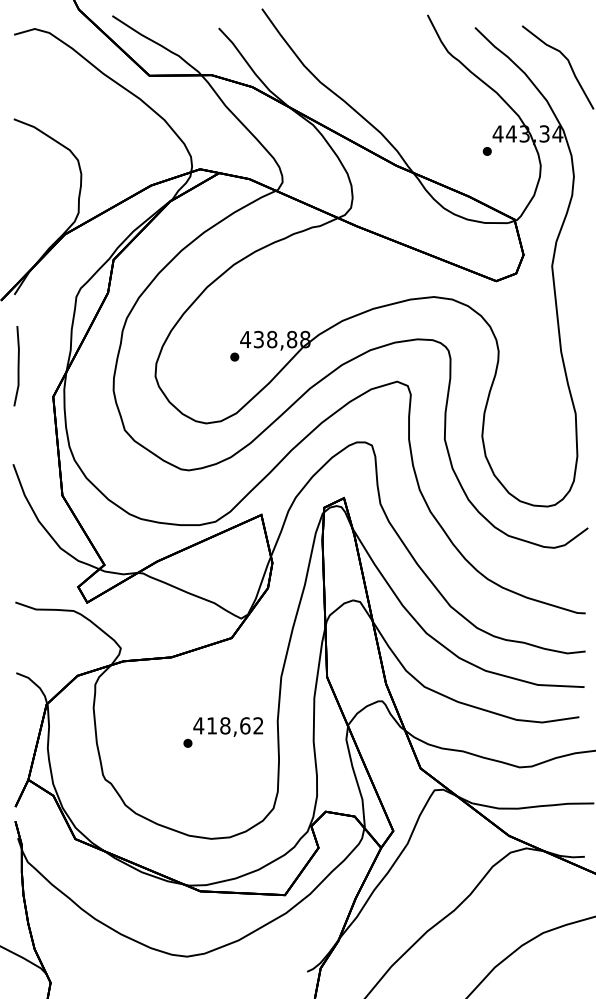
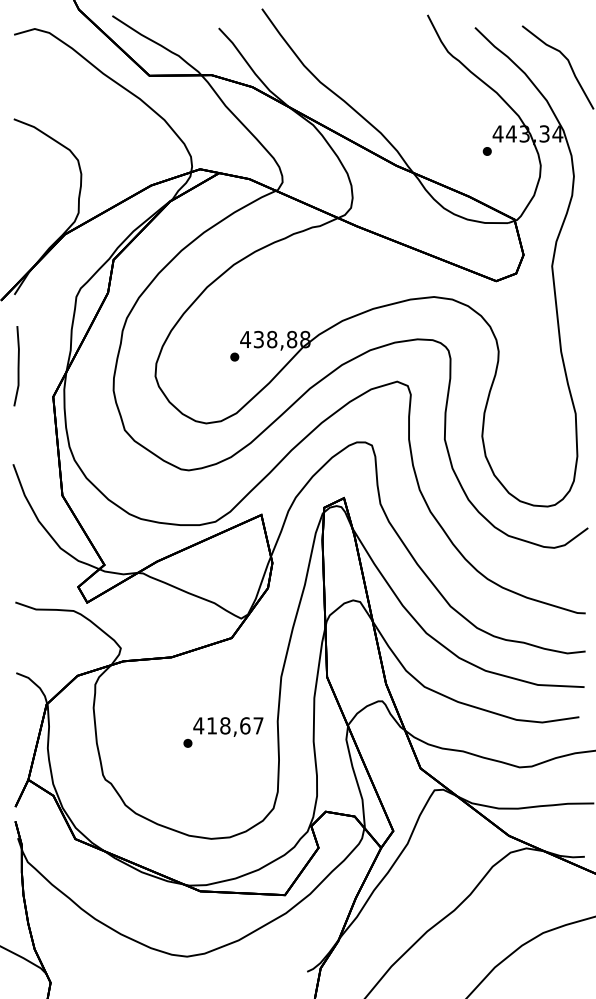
text: 418,62 -> 418,67 (258, 725)
